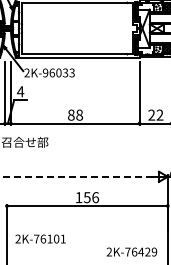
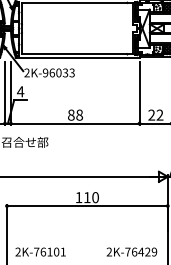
line: dashed -> solid (78, 176)
text: 156 -> 110 (91, 197)
text position: (40, 238) -> (40, 251) (40, 251)
